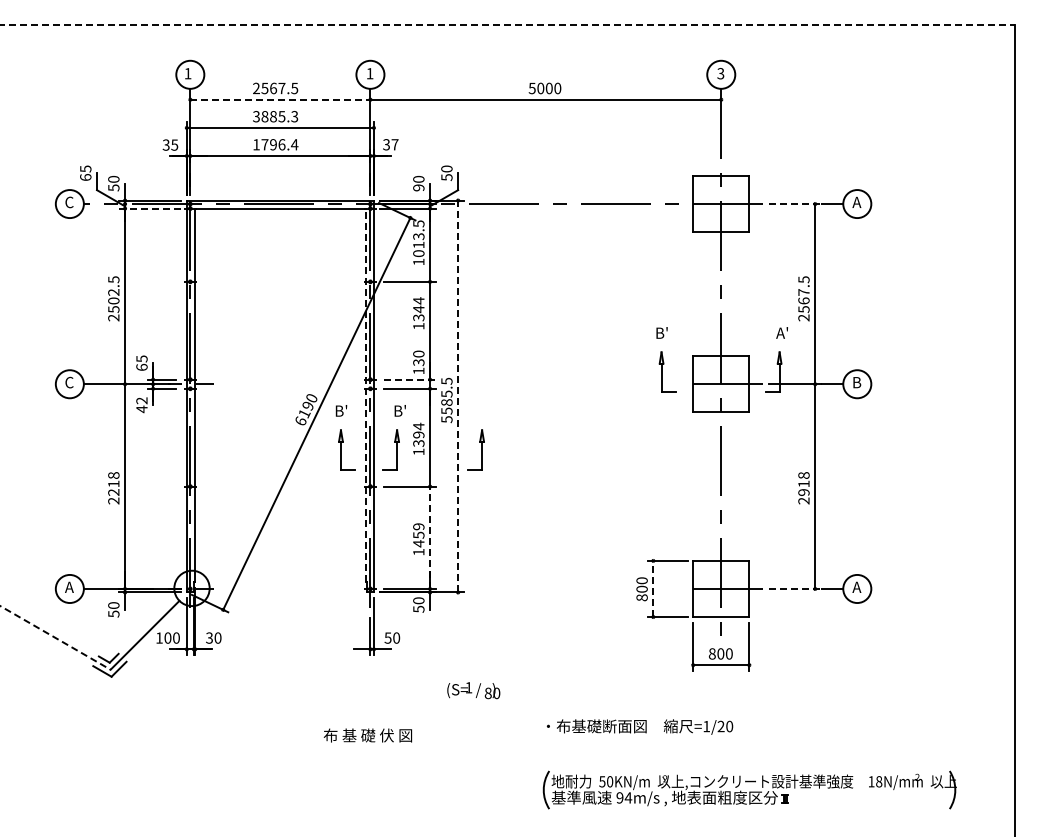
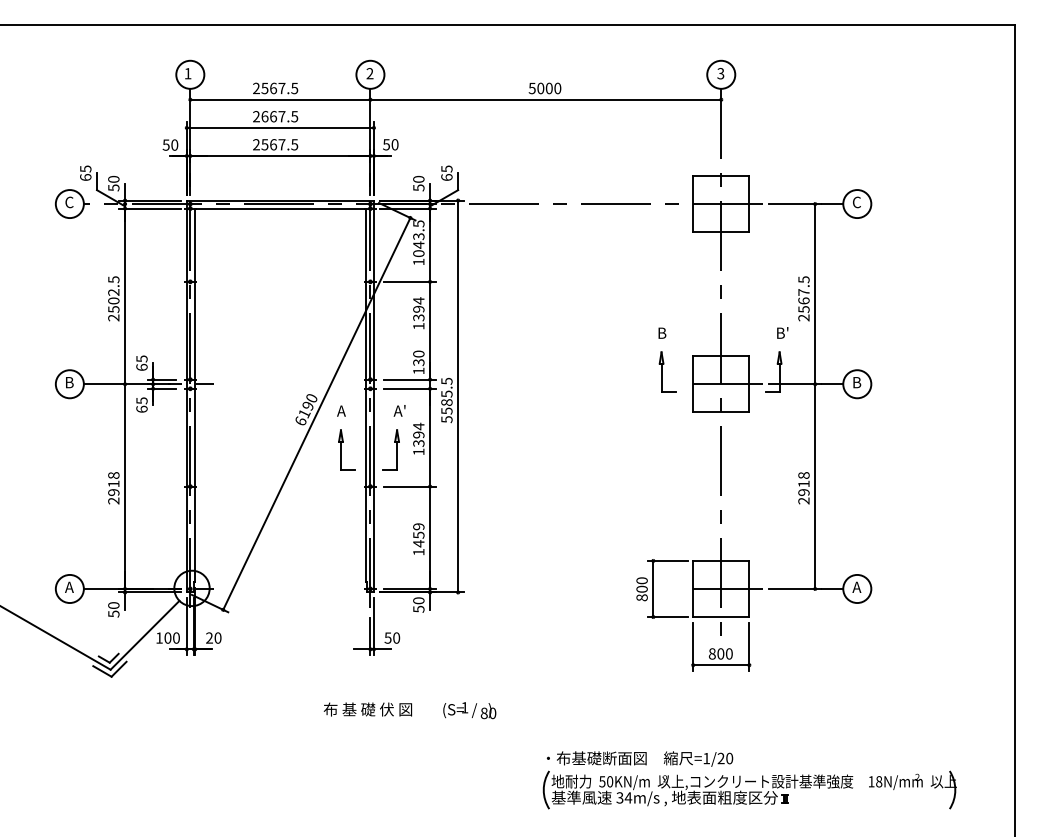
line: dashed -> solid (507, 25)
text: 1 -> 2 (369, 73)
line: dashed -> solid (280, 99)
text: 3885.3 -> 2667.5 (275, 116)
text: 35 -> 50 (170, 144)
text: 1796.4 -> 2567.5 (275, 144)
text: 37 -> 50 (390, 144)
text: 50 -> 65 (446, 173)
text: 90 -> 50 (418, 187)
text: A -> C (856, 202)
line: dashed -> solid (794, 204)
line: dashed -> solid (150, 208)
text: 1013.5 -> 1043.5 (418, 244)
text: 1344 -> 1394 (418, 309)
text: B' -> B (661, 332)
text: A' -> B' (782, 332)
line: dashed -> solid (410, 379)
text: C -> B (69, 382)
line: dashed -> solid (365, 395)
line: dashed -> solid (458, 396)
text: 42 -> 65 (141, 405)
text: B' -> A (341, 410)
text: B' -> A' (399, 410)
part: present -> none (475, 449)
text: 2218 -> 2918 (113, 492)
line: dashed -> solid (430, 537)
line: dashed -> solid (653, 588)
line: dashed -> solid (794, 588)
line: dashed -> solid (55, 637)
text: 30 -> 20 (209, 638)
text position: (473, 690) -> (469, 710) (469, 710)
text position: (640, 726) -> (640, 758) (640, 758)
text position: (367, 735) -> (367, 709) (367, 709)
text: 94m/s -> 34m/s (619, 797)
